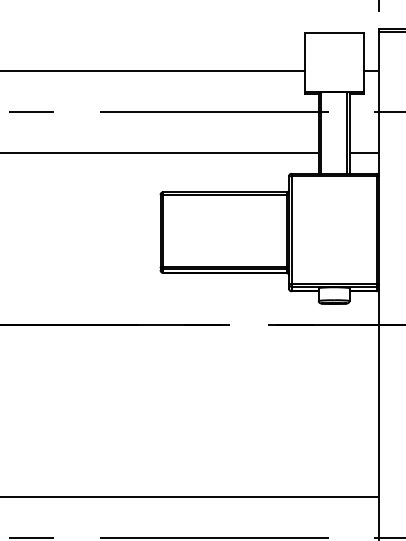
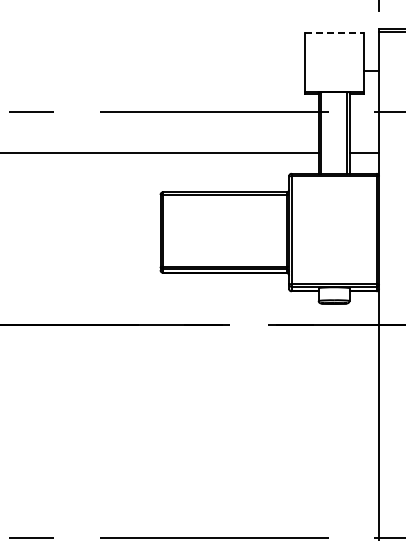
line: solid -> dashed (334, 32)
line: present -> none (153, 71)
line: present -> none (190, 496)
